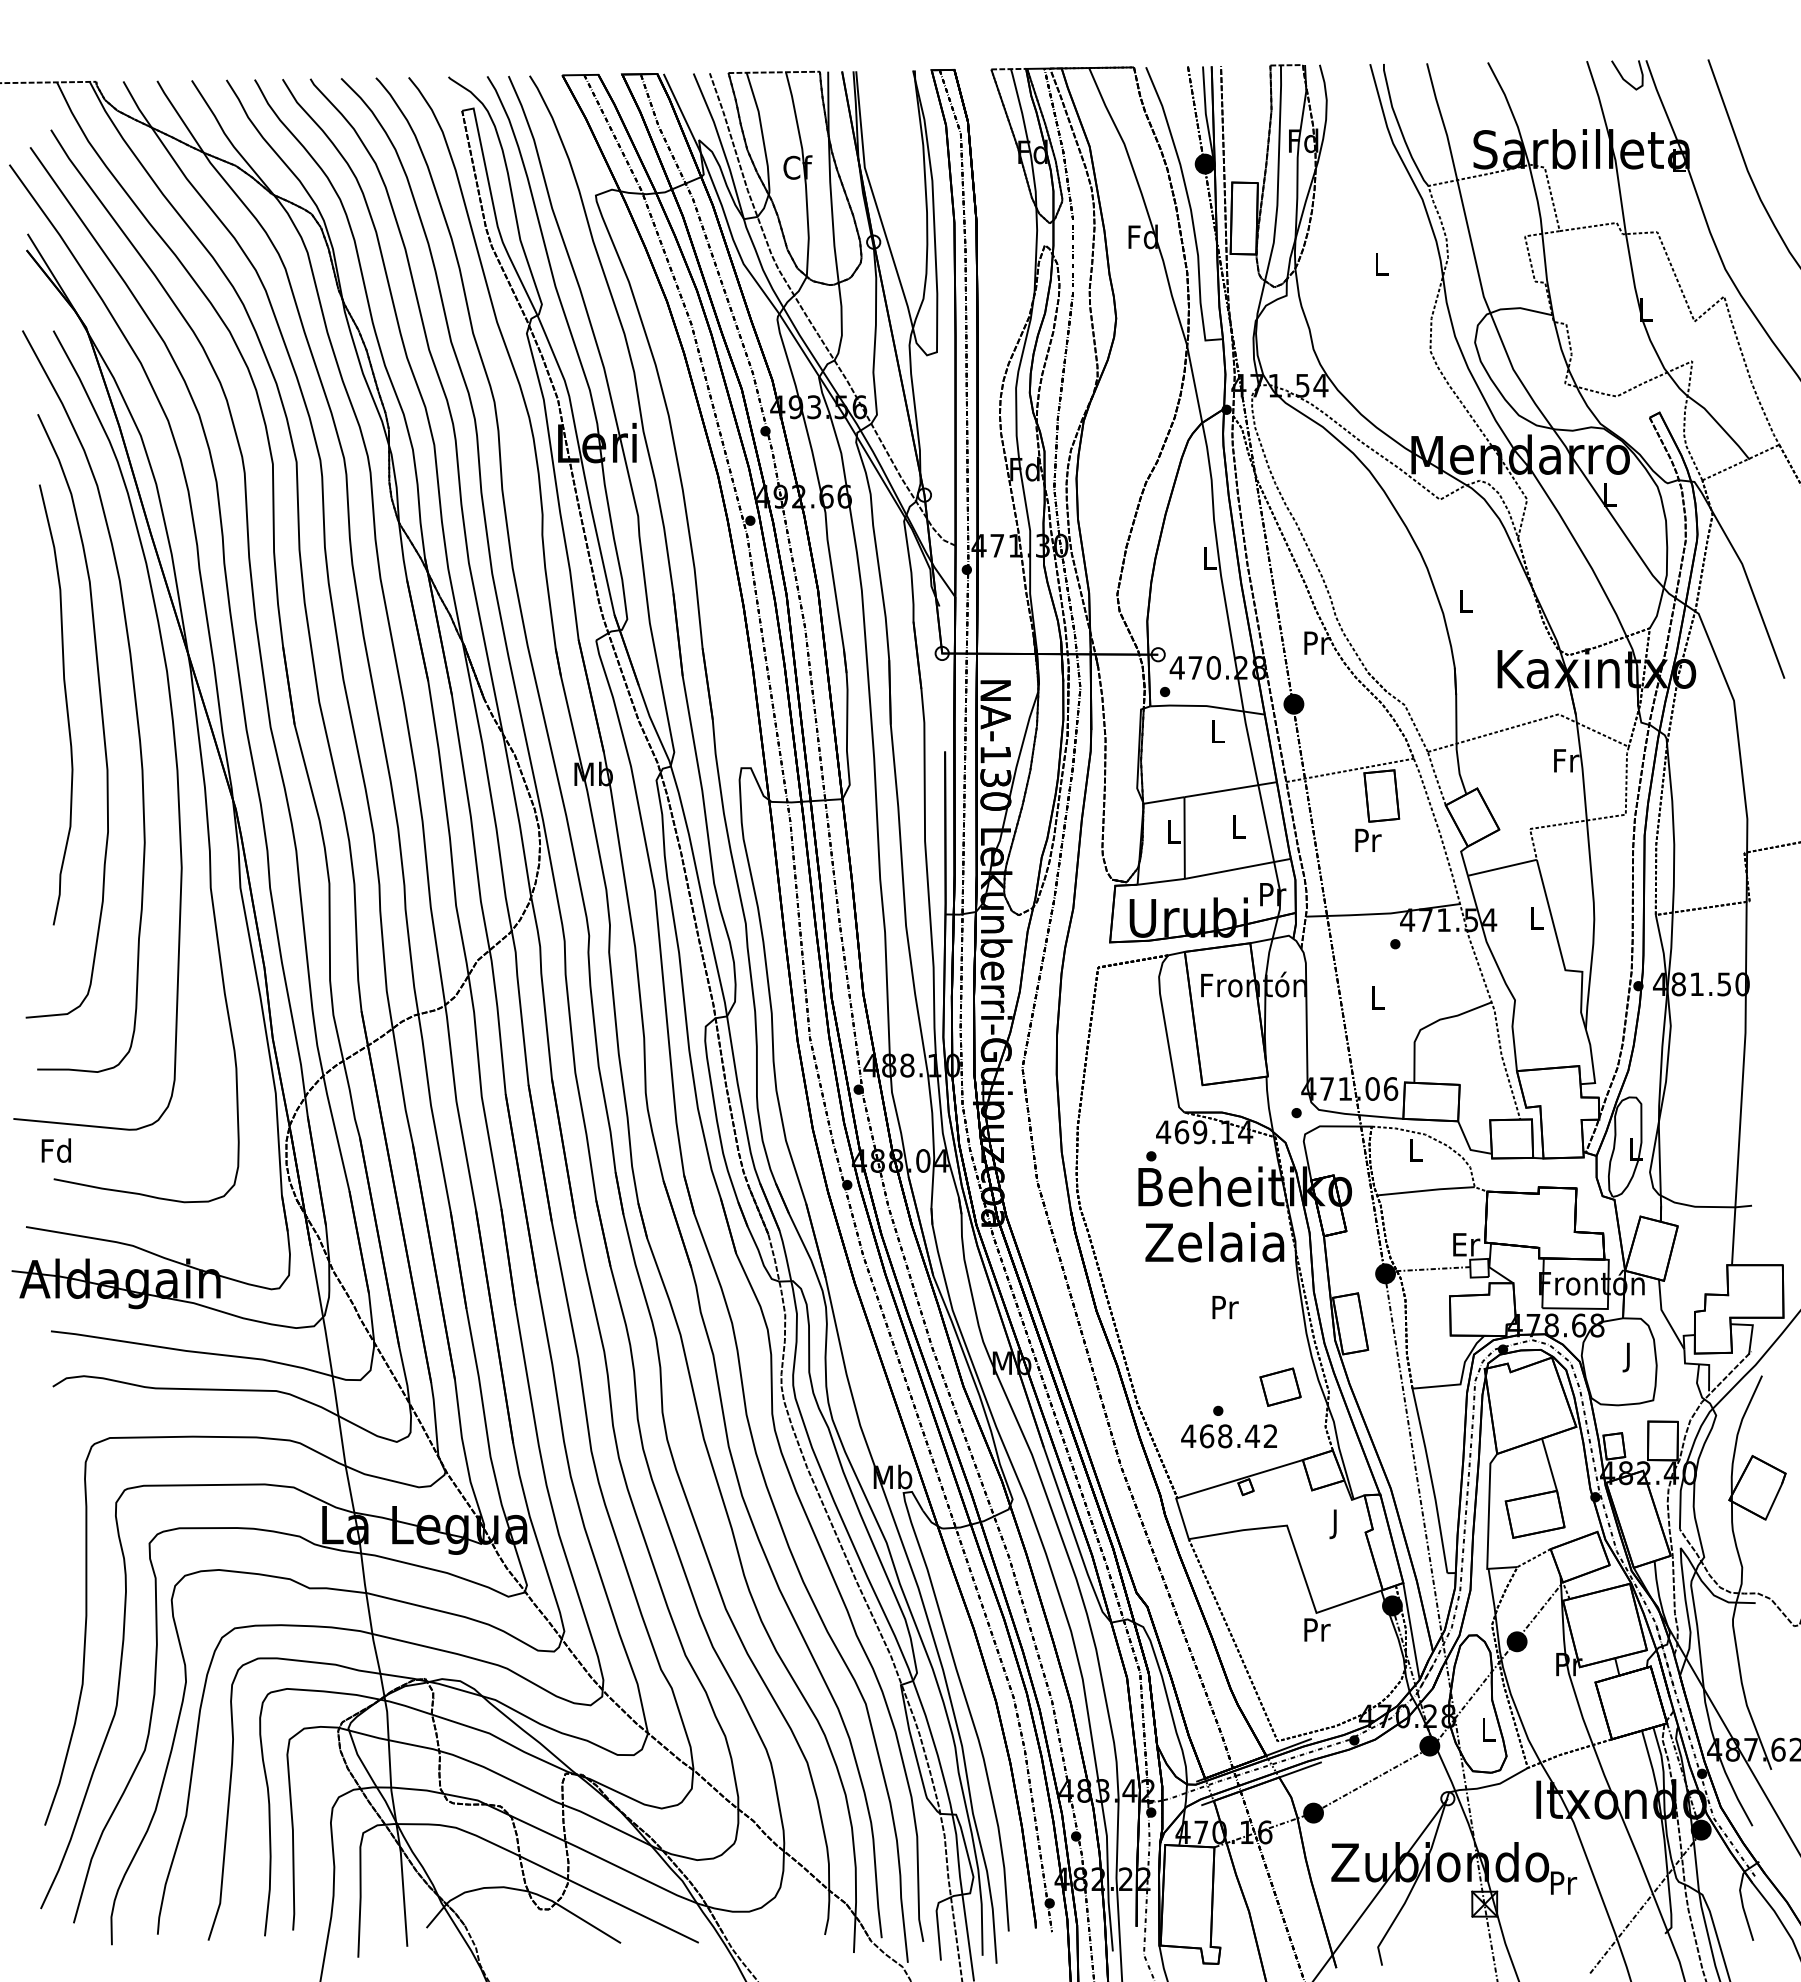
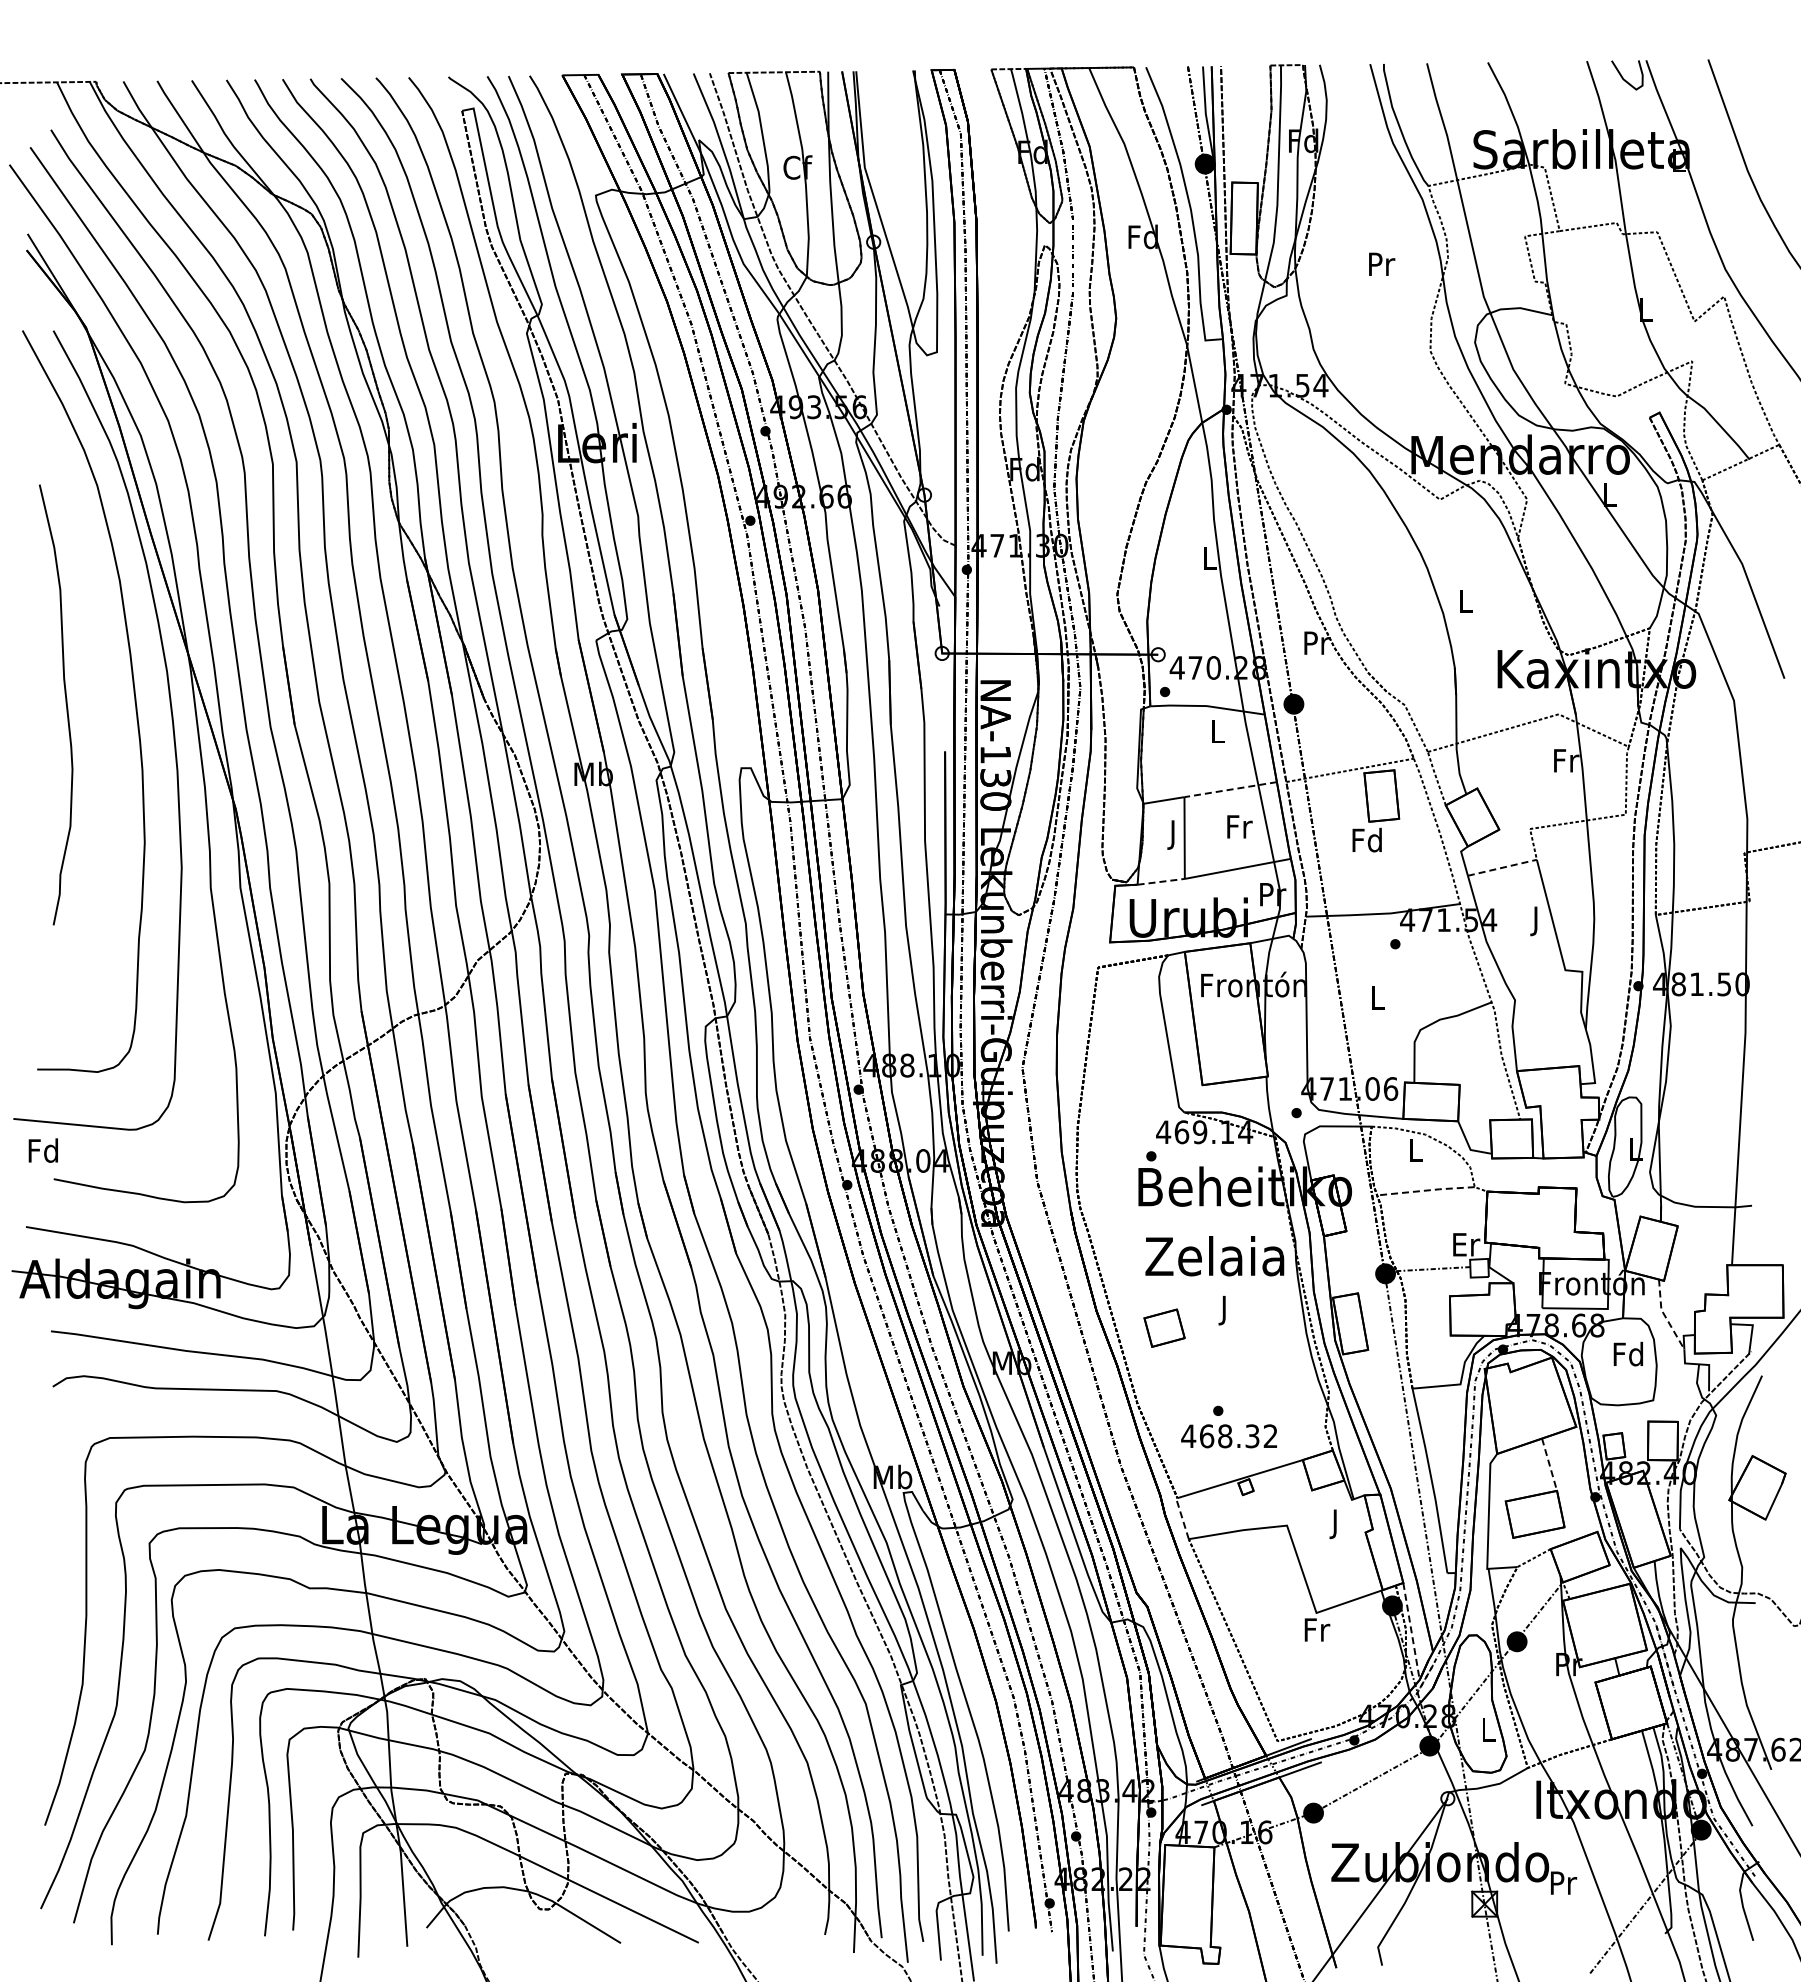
text: L -> Pr (1382, 263)
curve: present -> none (100, 709)
line: solid -> dashed (1230, 789)
text: L -> Fr (1239, 826)
text: L -> J (1173, 834)
text: Pr -> Fd (1366, 839)
line: solid -> dashed (1502, 867)
line: solid -> dashed (1161, 881)
text: L -> J (1536, 921)
text position: (55, 1150) -> (42, 1150) (42, 1150)
line: solid -> dashed (1425, 1190)
text position: (1214, 1242) -> (1214, 1256) (1214, 1256)
text: Pr -> J (1225, 1310)
line: solid -> dashed (1664, 1315)
text: J -> Fd (1627, 1356)
part position: (1280, 1386) -> (1164, 1327) (1164, 1327)
text: 468.42 -> 468.32 (1252, 1436)
line: solid -> dashed (1549, 1465)
line: solid -> dashed (1182, 1517)
text: Pr -> Fr (1317, 1629)
line: solid -> dashed (1411, 1631)
